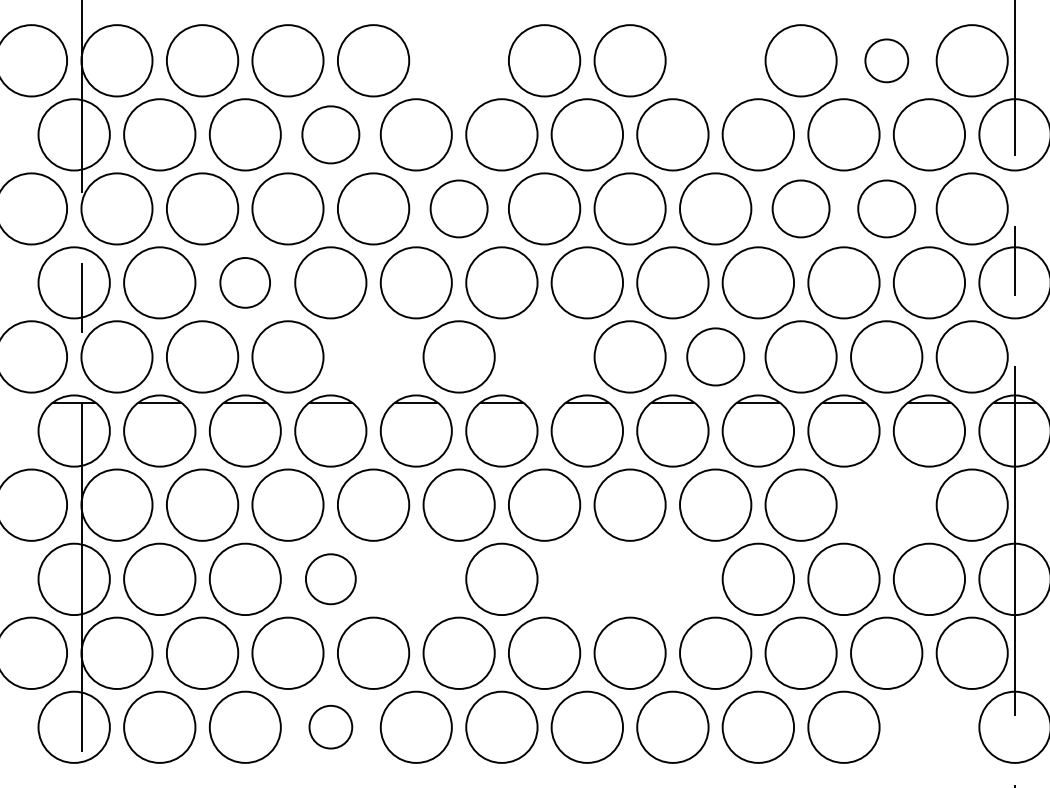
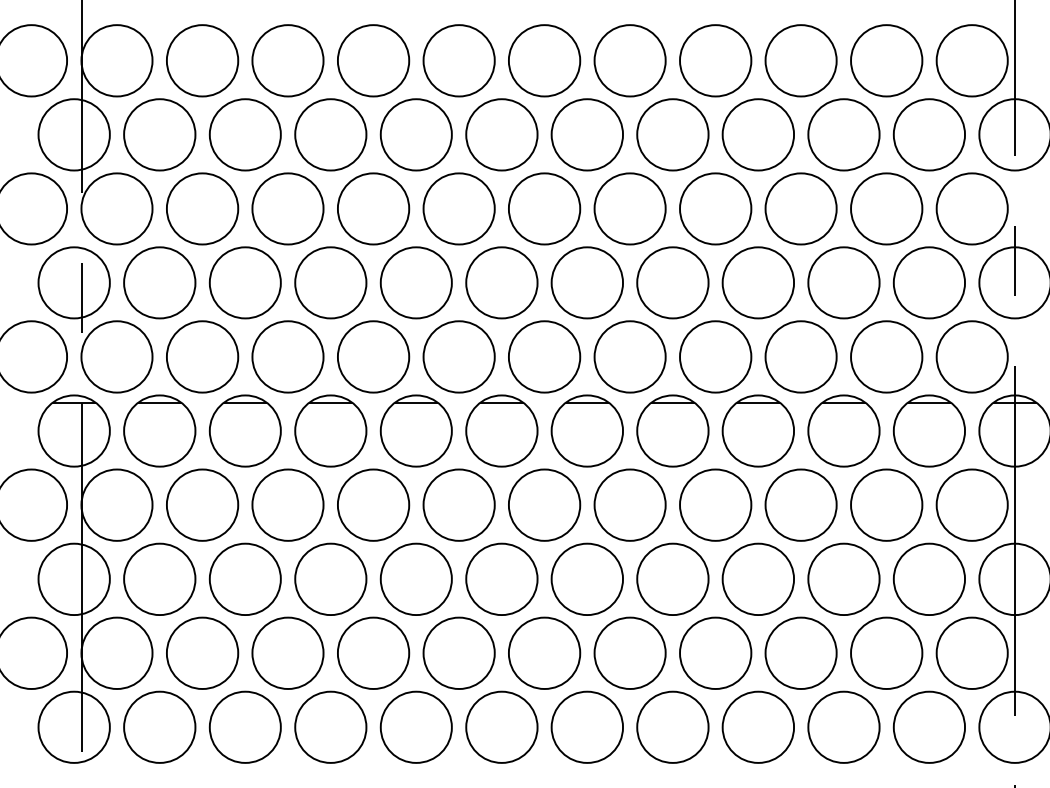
part: none -> present (458, 60)
part: none -> present (715, 60)
part size: 46x46 px -> 74x74 px (886, 60)
part size: 60x60 px -> 74x74 px (330, 134)
part size: 60x60 px -> 74x74 px (458, 208)
part size: 60x60 px -> 74x74 px (800, 208)
part size: 60x60 px -> 74x74 px (886, 208)
part size: 52x52 px -> 74x74 px (244, 282)
part: none -> present (373, 356)
part: none -> present (544, 356)
part size: 60x60 px -> 74x74 px (715, 356)
part: none -> present (886, 504)
part: none -> present (415, 578)
part: none -> present (586, 578)
part: none -> present (672, 578)
part size: 52x53 px -> 74x74 px (330, 578)
part: none -> present (928, 726)
part size: 46x45 px -> 74x74 px (330, 726)
